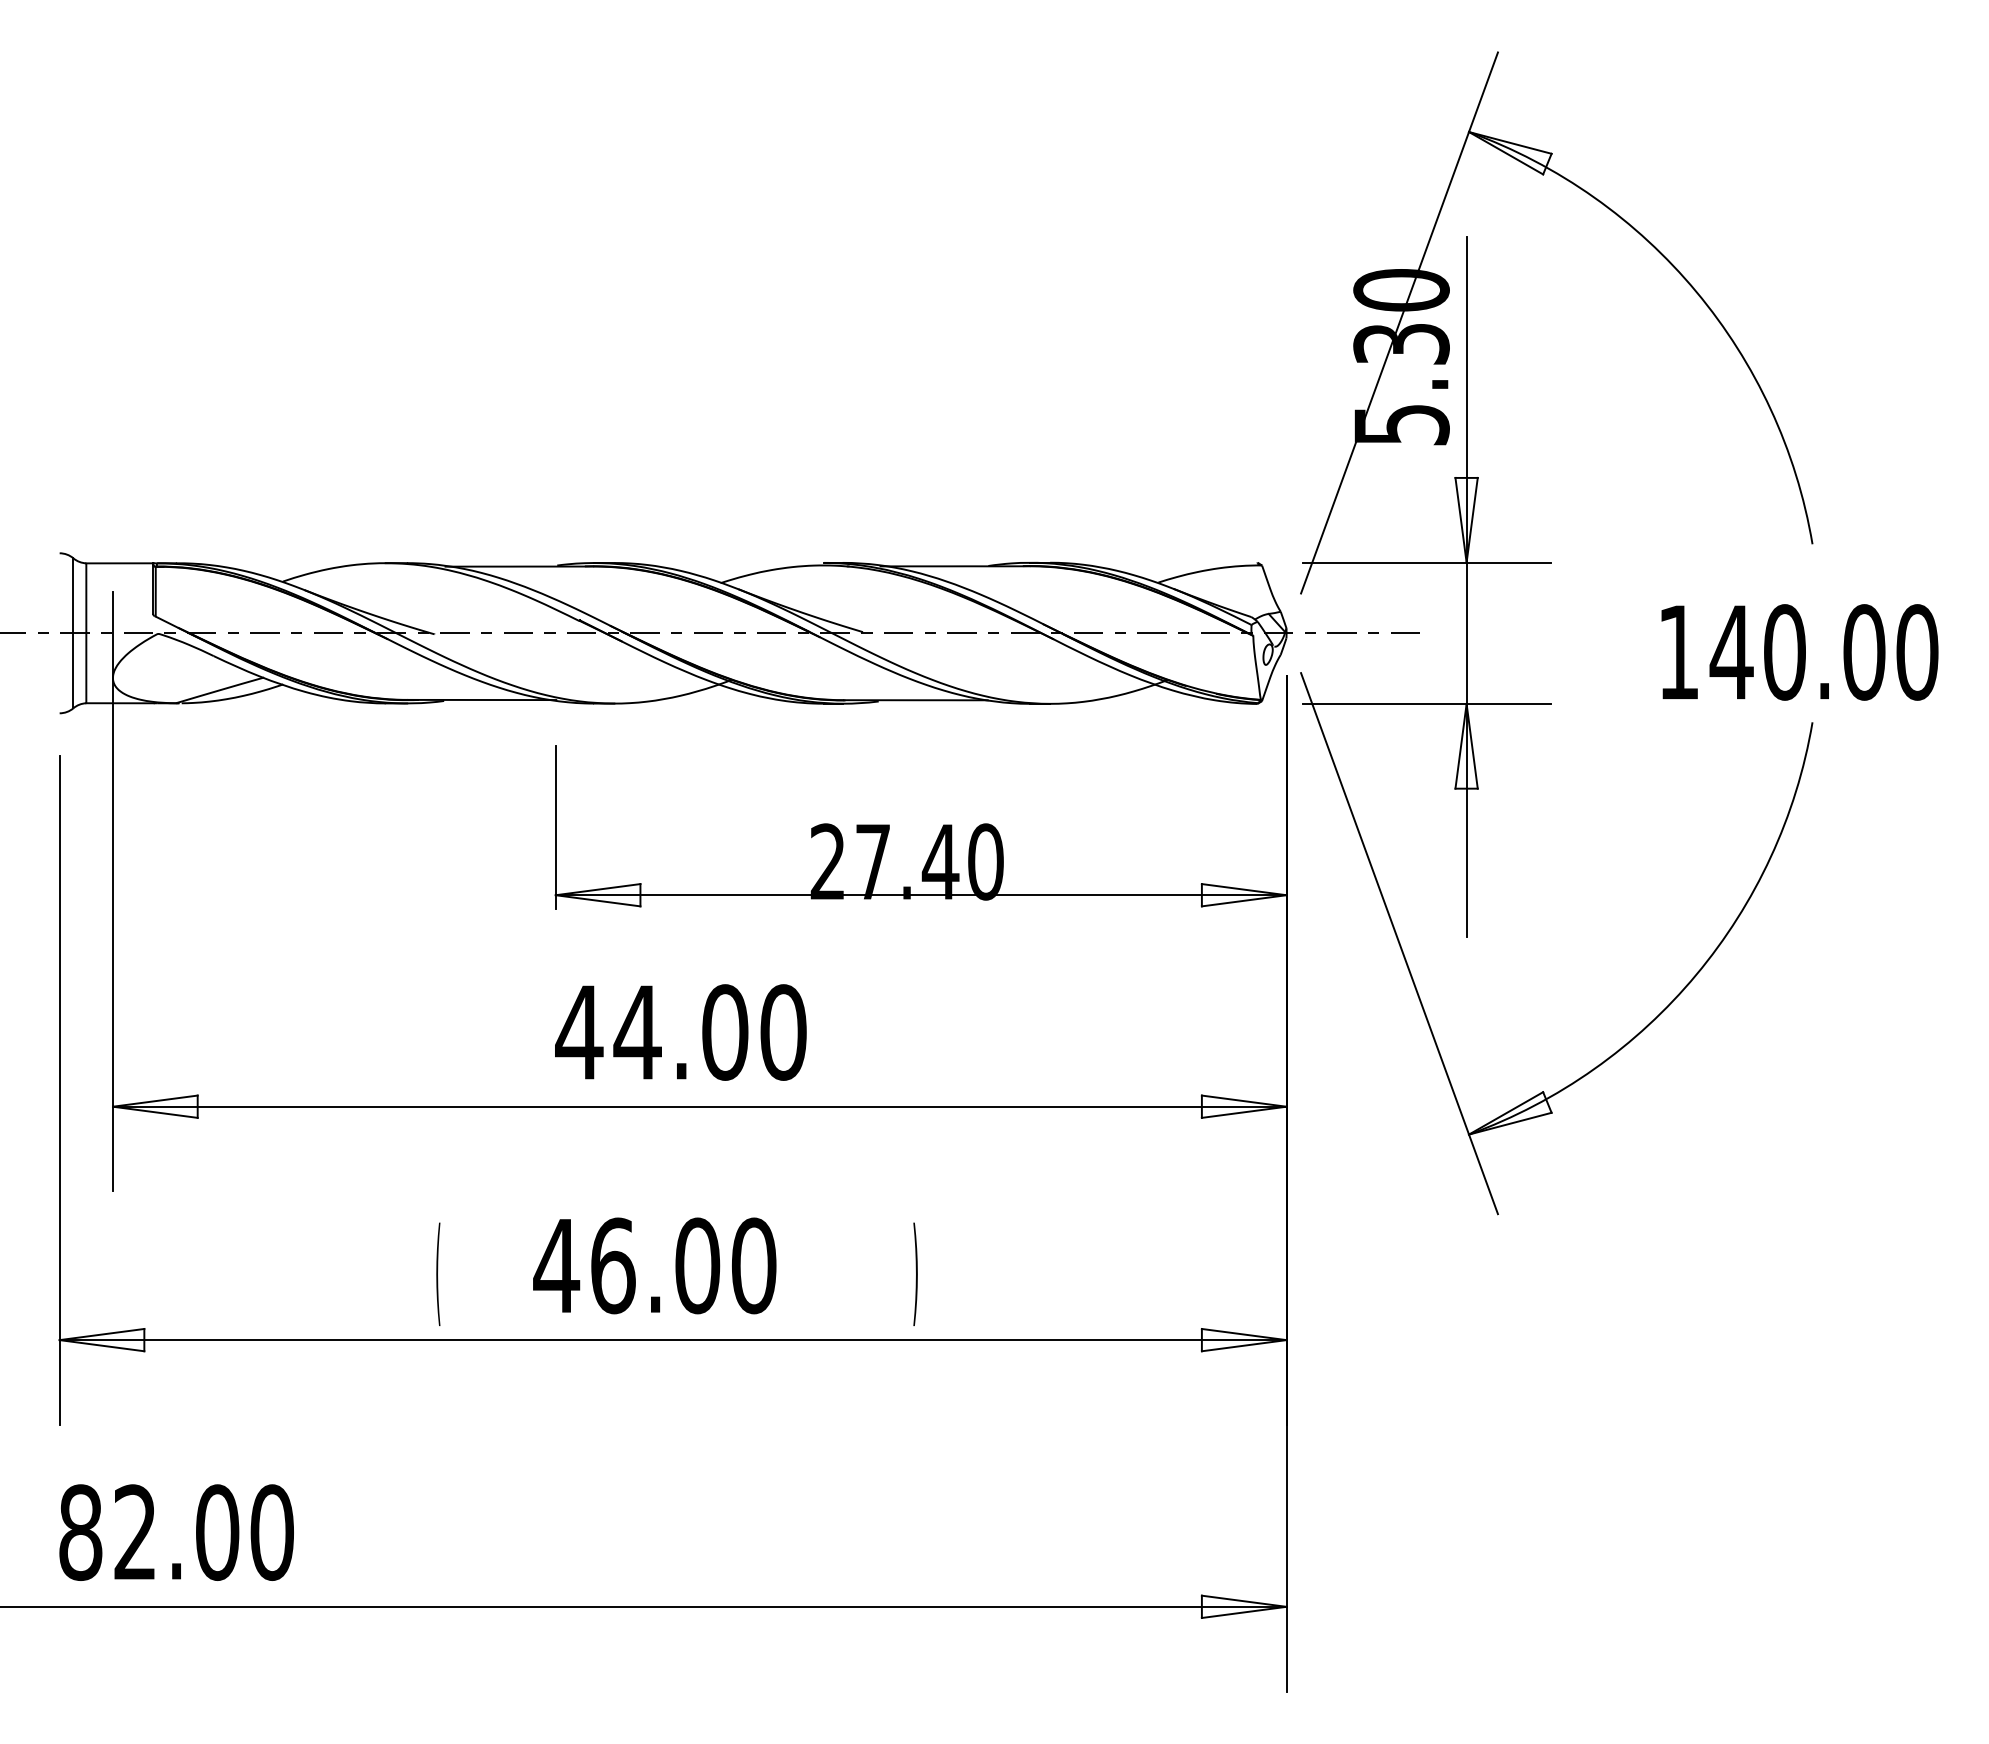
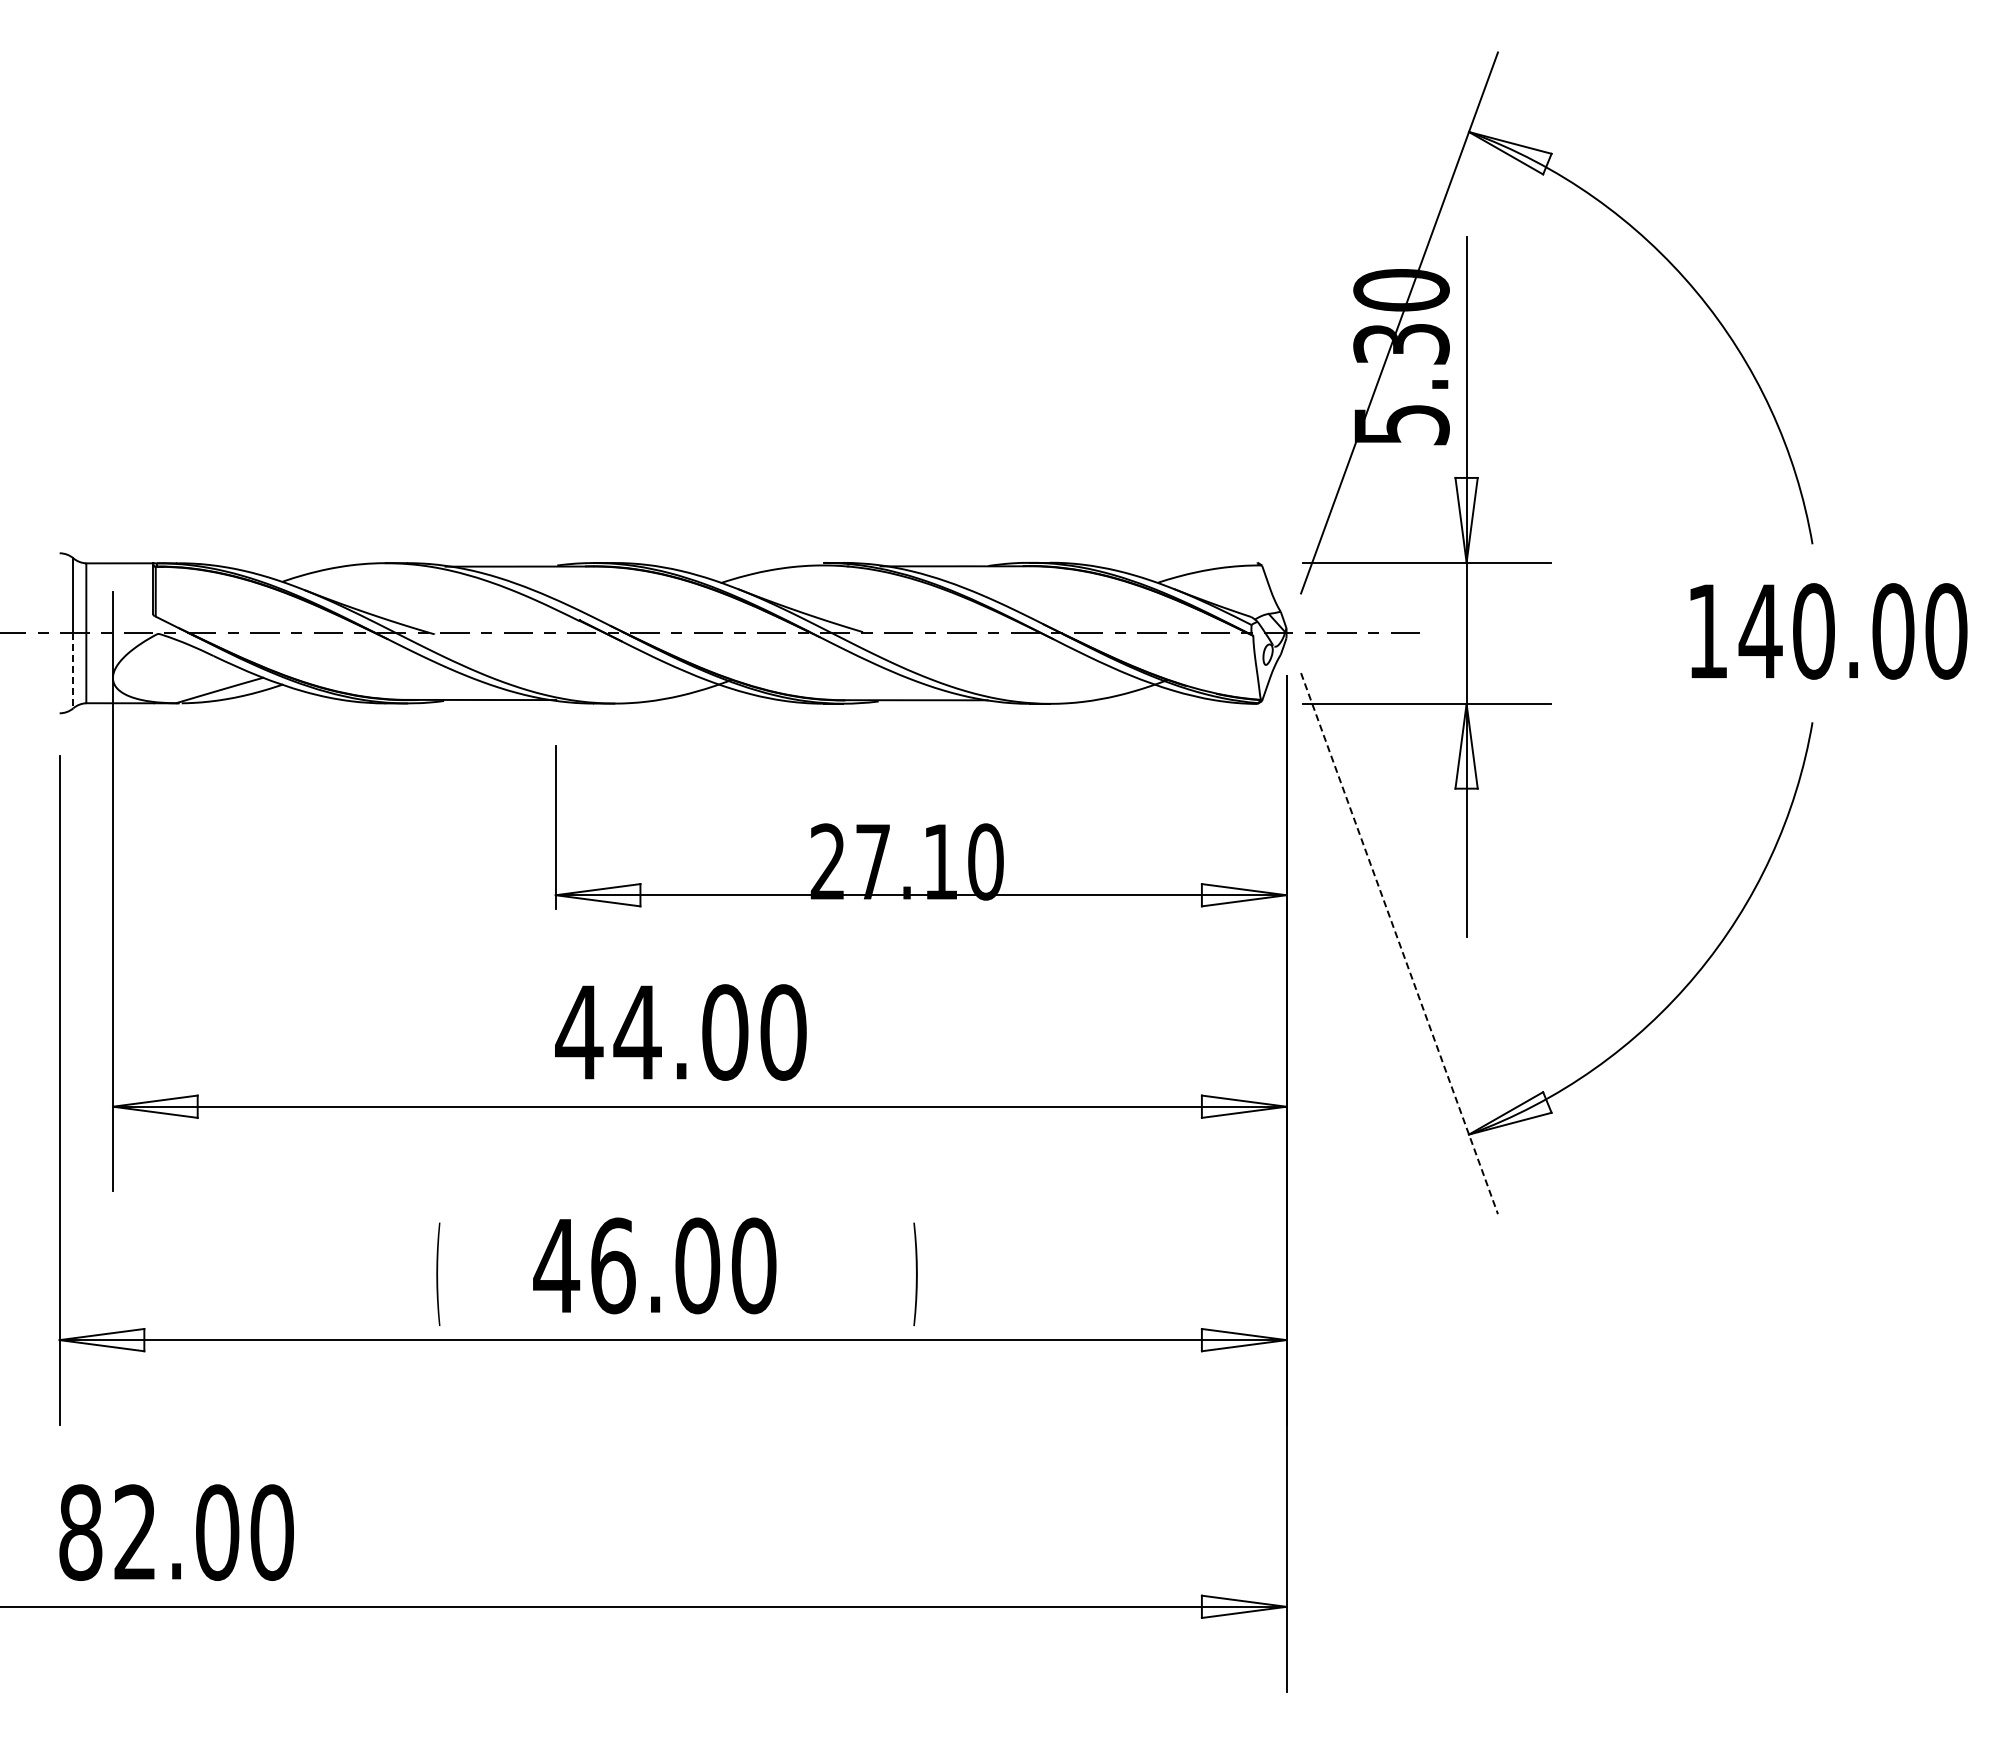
text position: (1799, 652) -> (1828, 631) (1828, 631)
line: solid -> dashed (73, 671)
text: 27.40 -> 27.10 (940, 861)
line: solid -> dashed (1399, 943)
